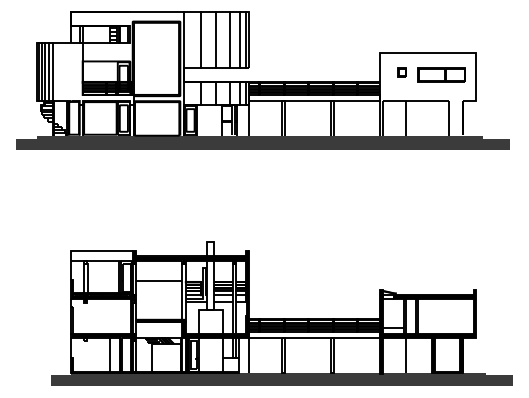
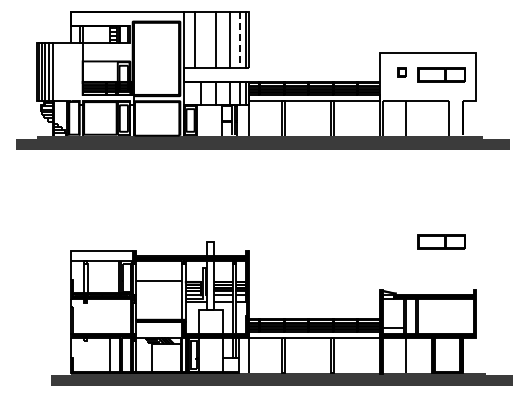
line position: (200, 39) -> (194, 39) (194, 39)
line: solid -> dashed (239, 40)
part: none -> present (441, 241)
